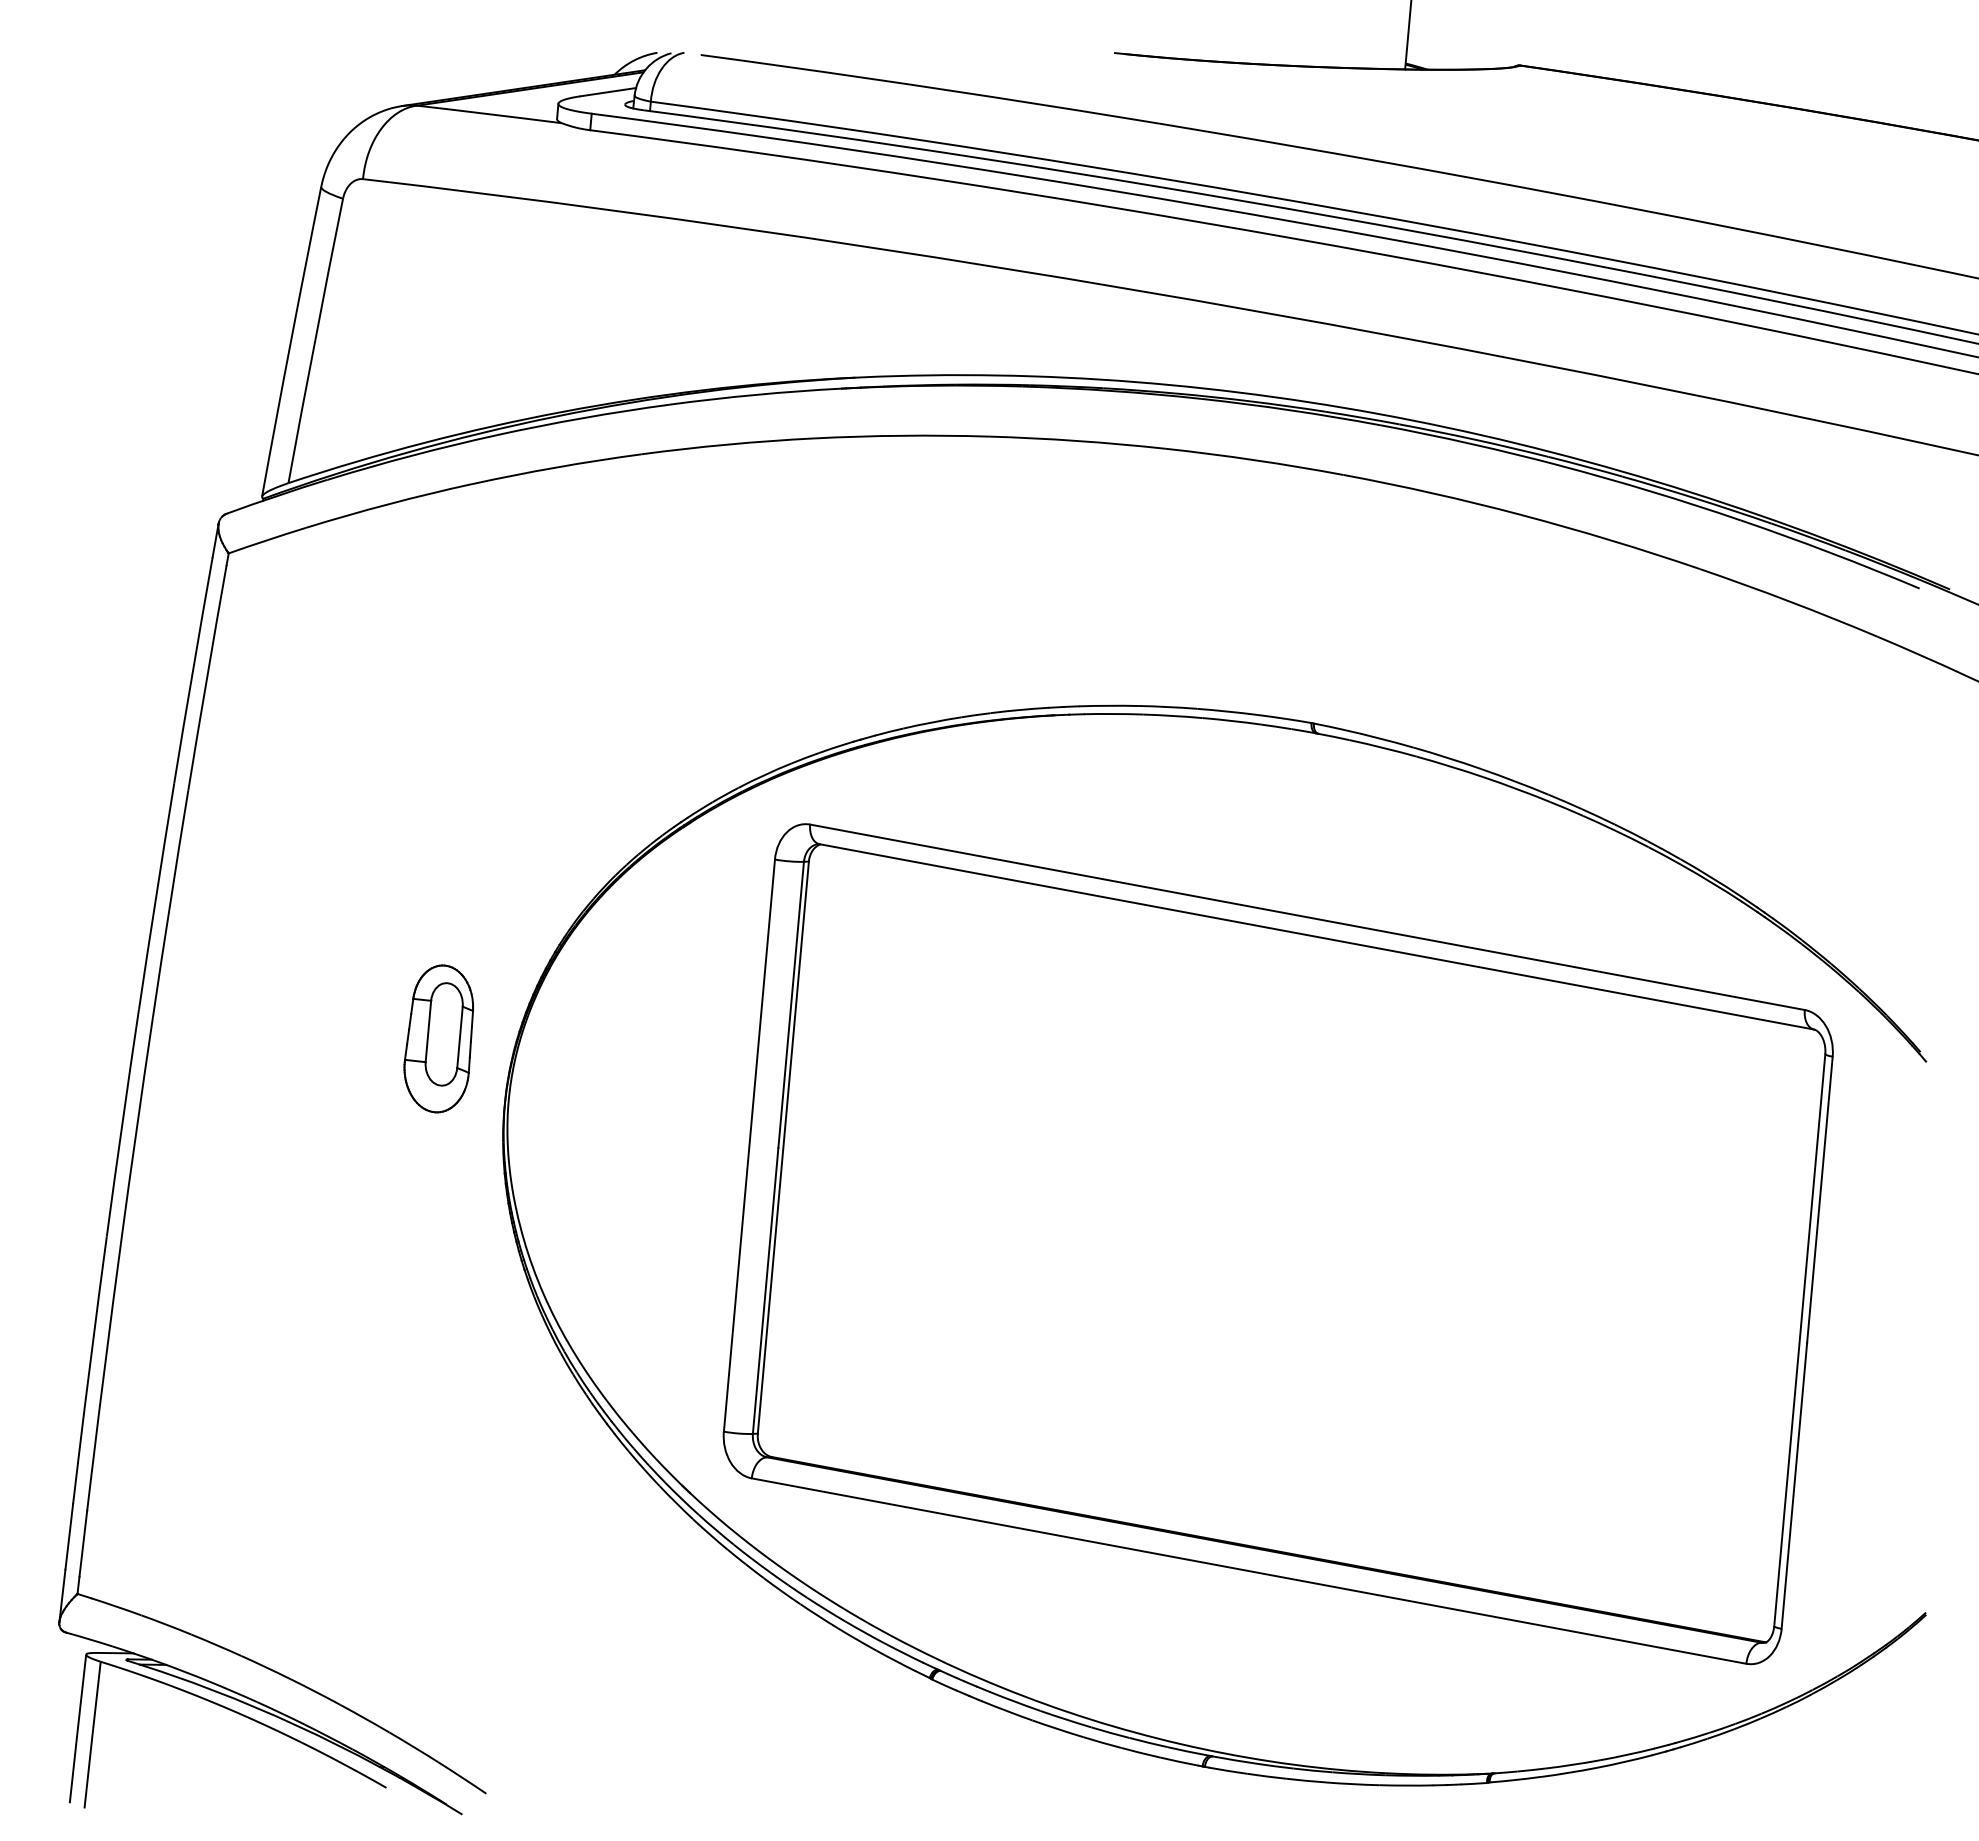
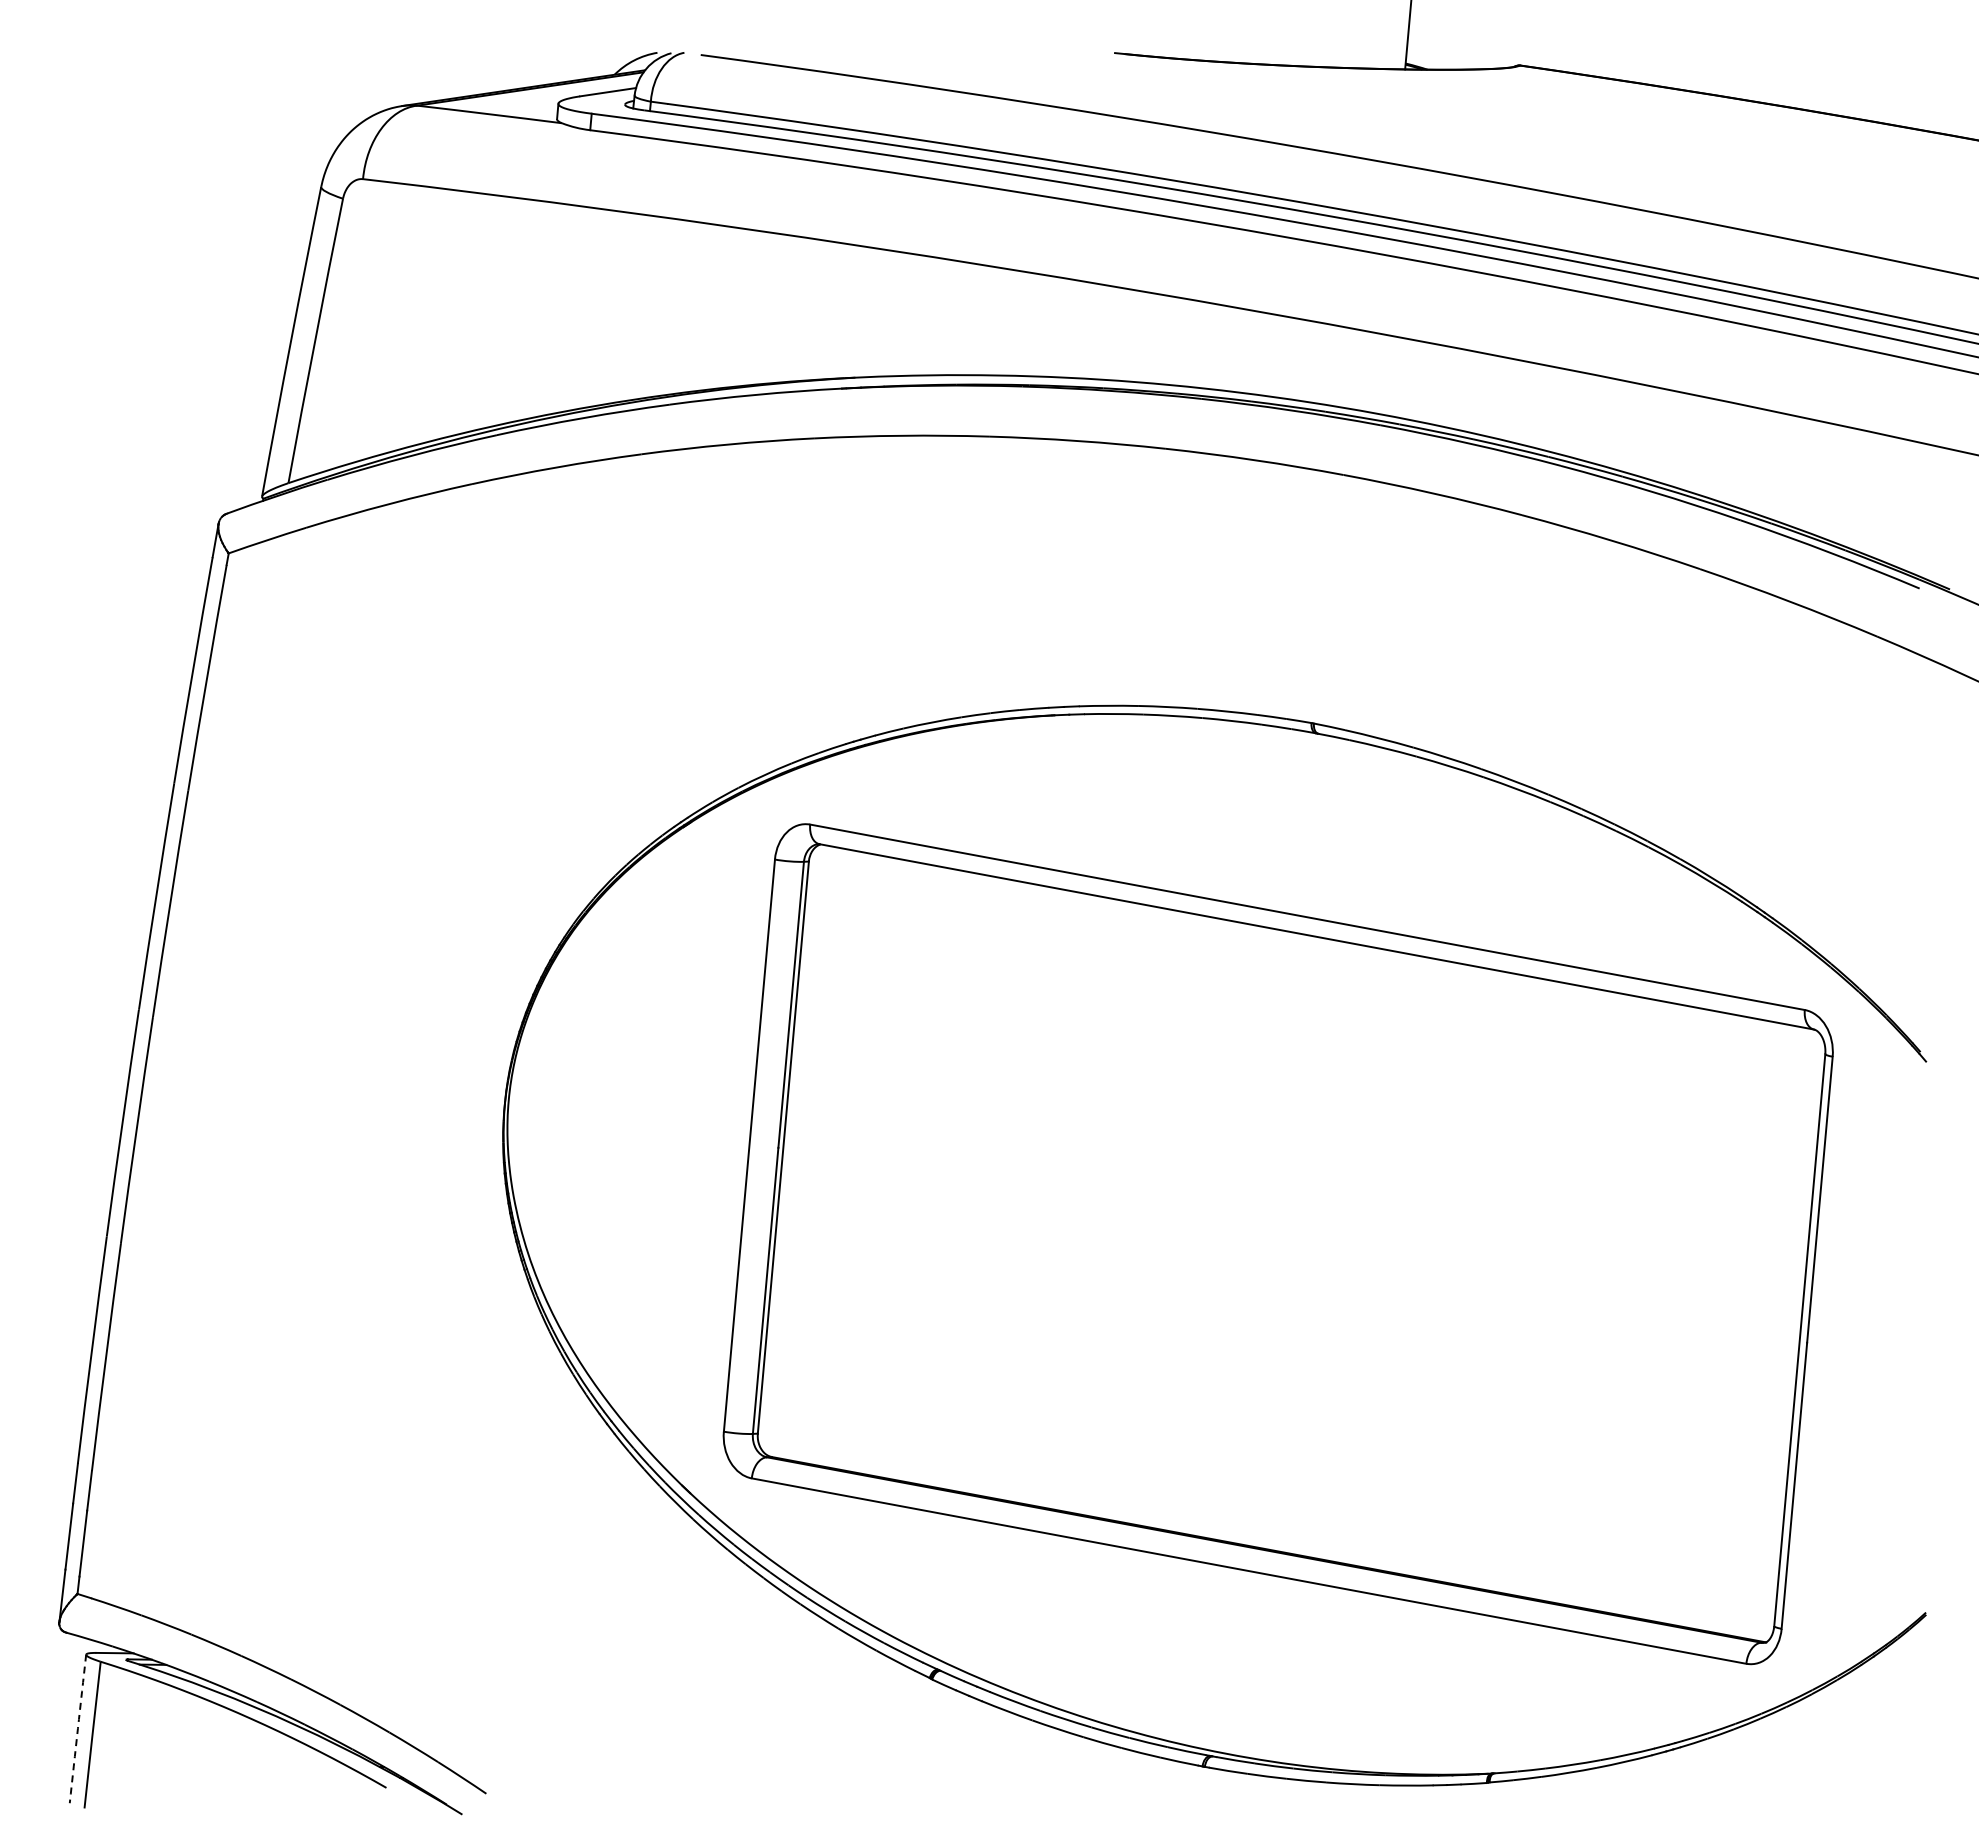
part: present -> none (438, 1038)
arc: solid -> dashed (77, 1728)
